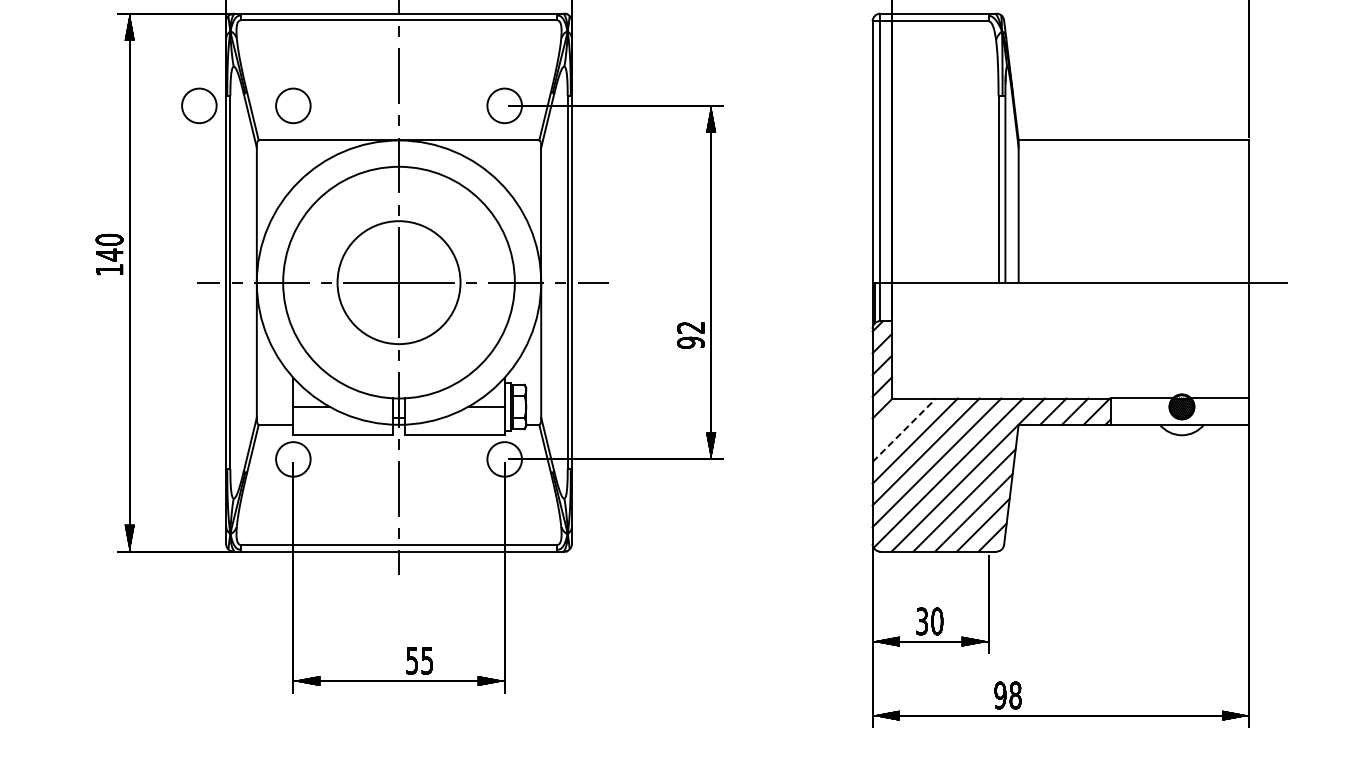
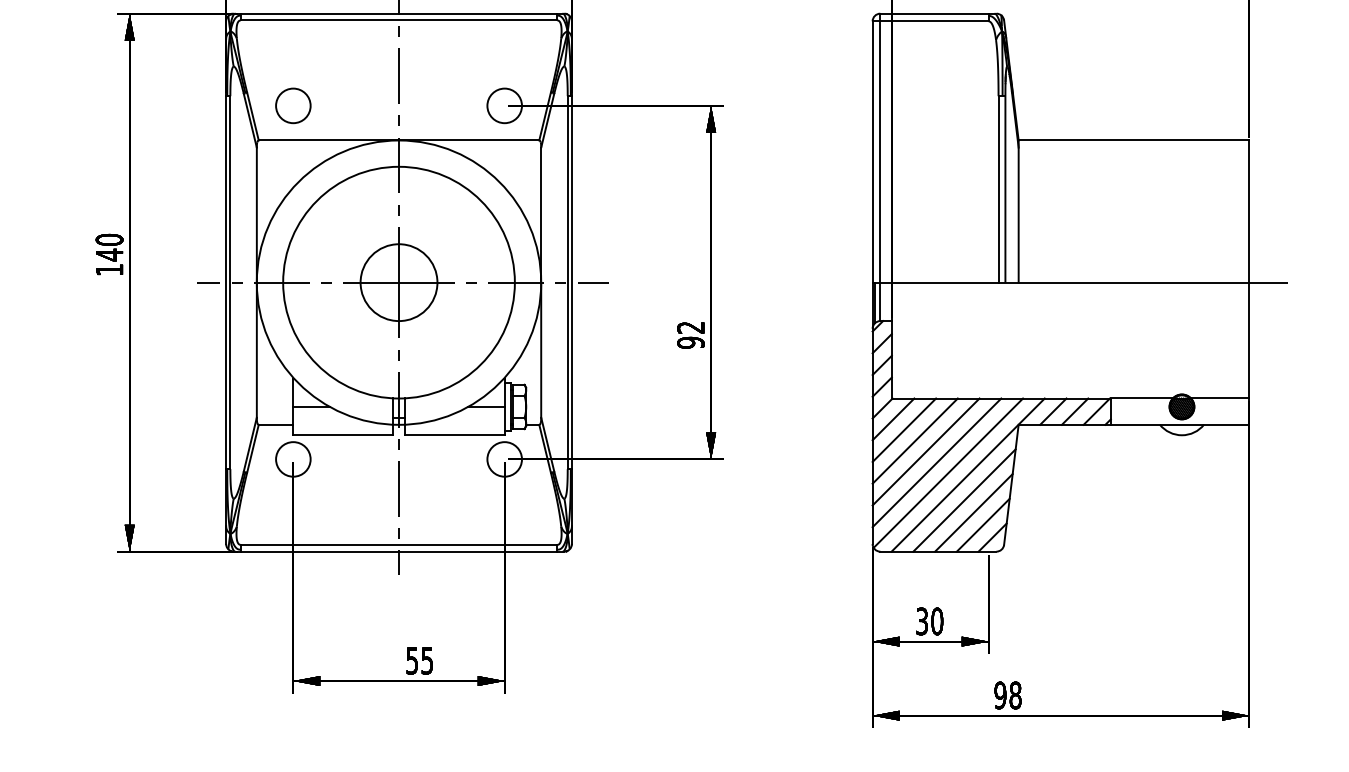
circle: present -> none (199, 105)
circle diameter: 123 px -> 77 px (398, 282)
line: none -> present (893, 419)
line: dashed -> solid (904, 430)
